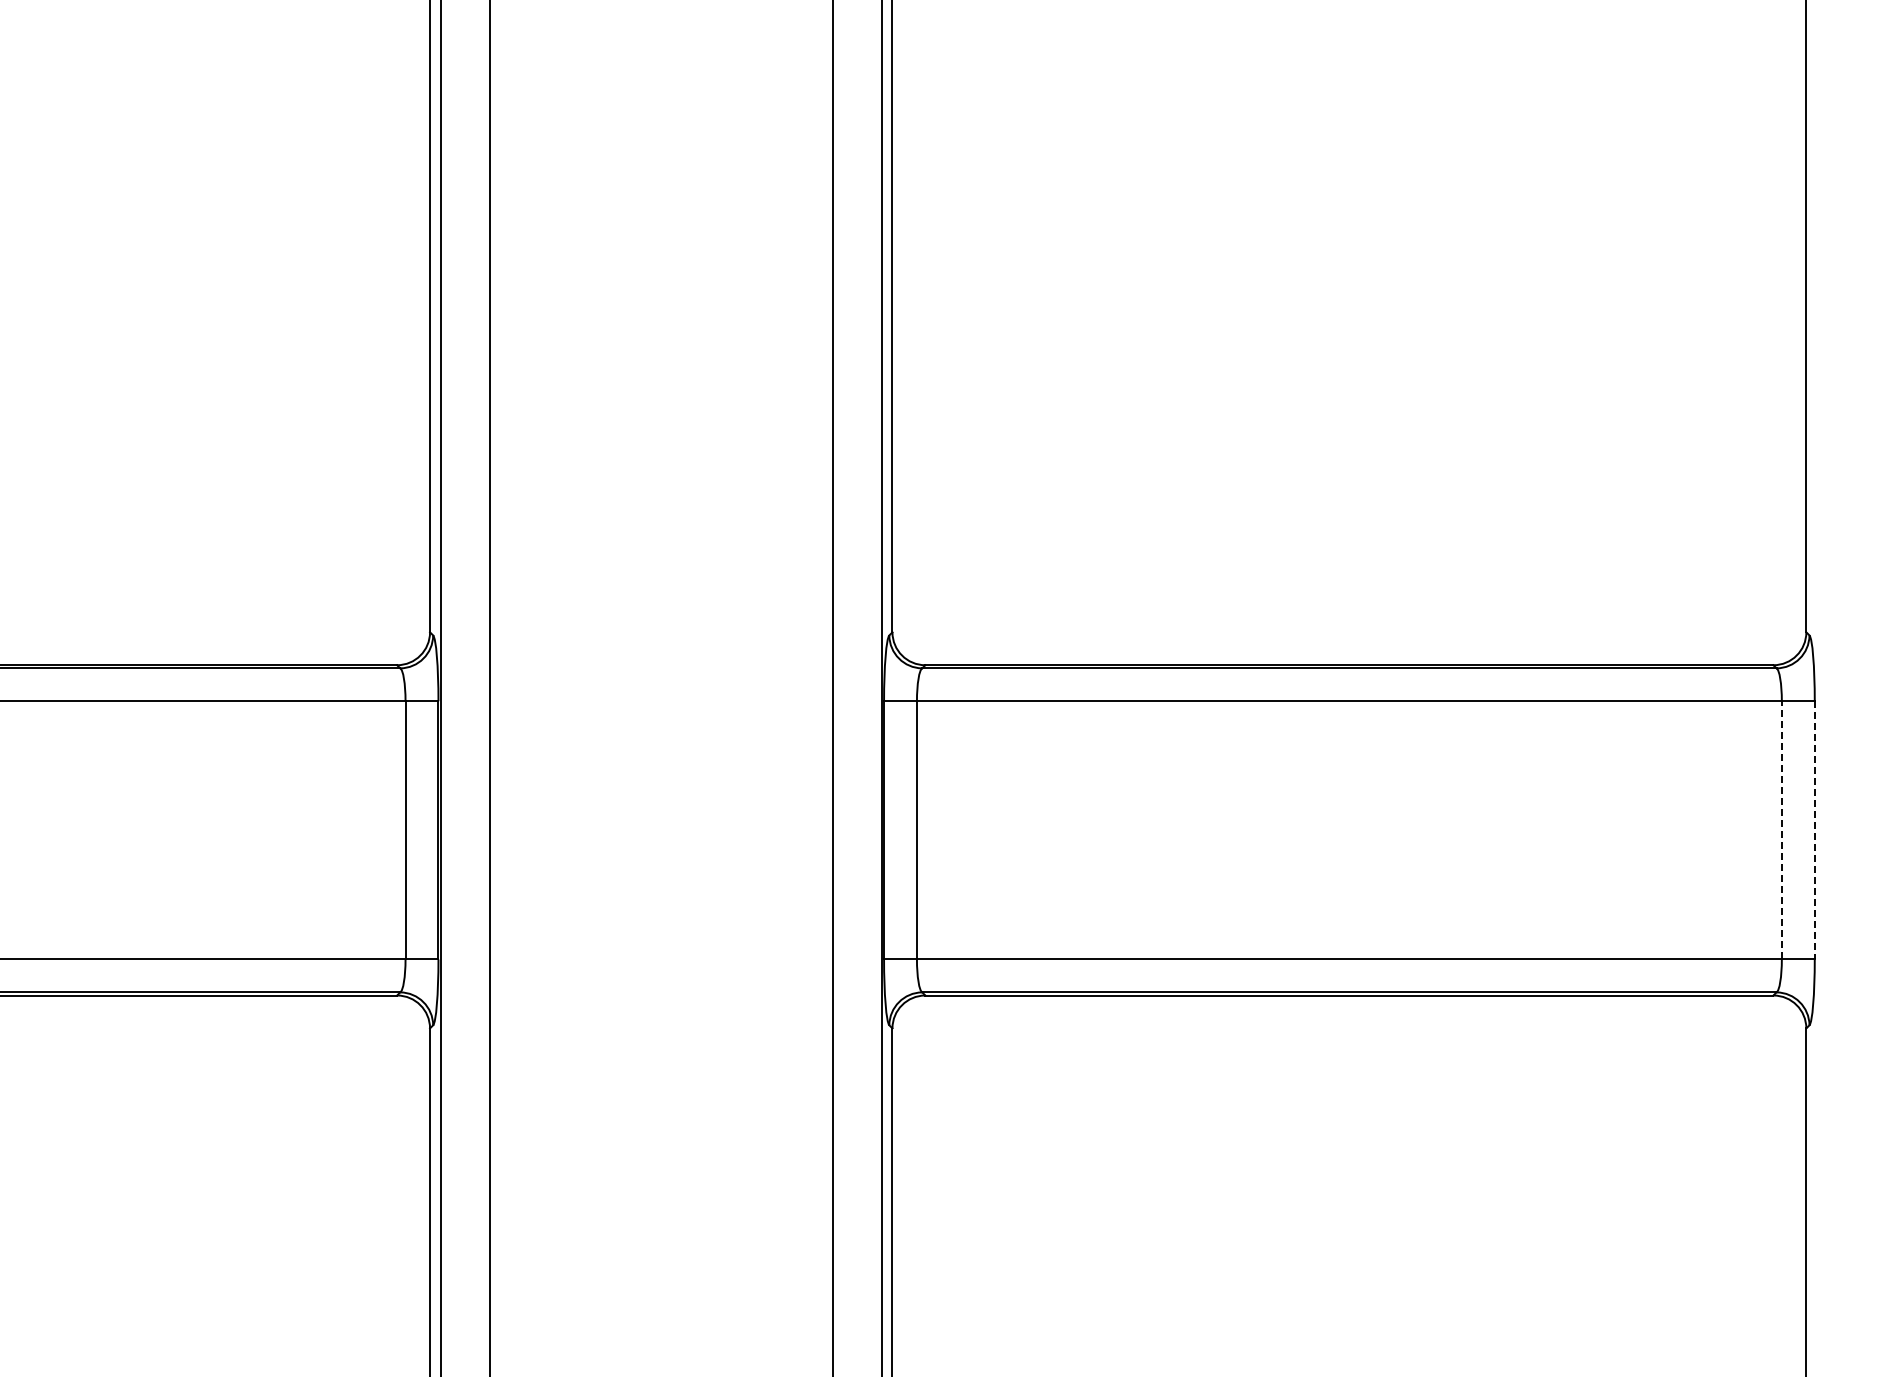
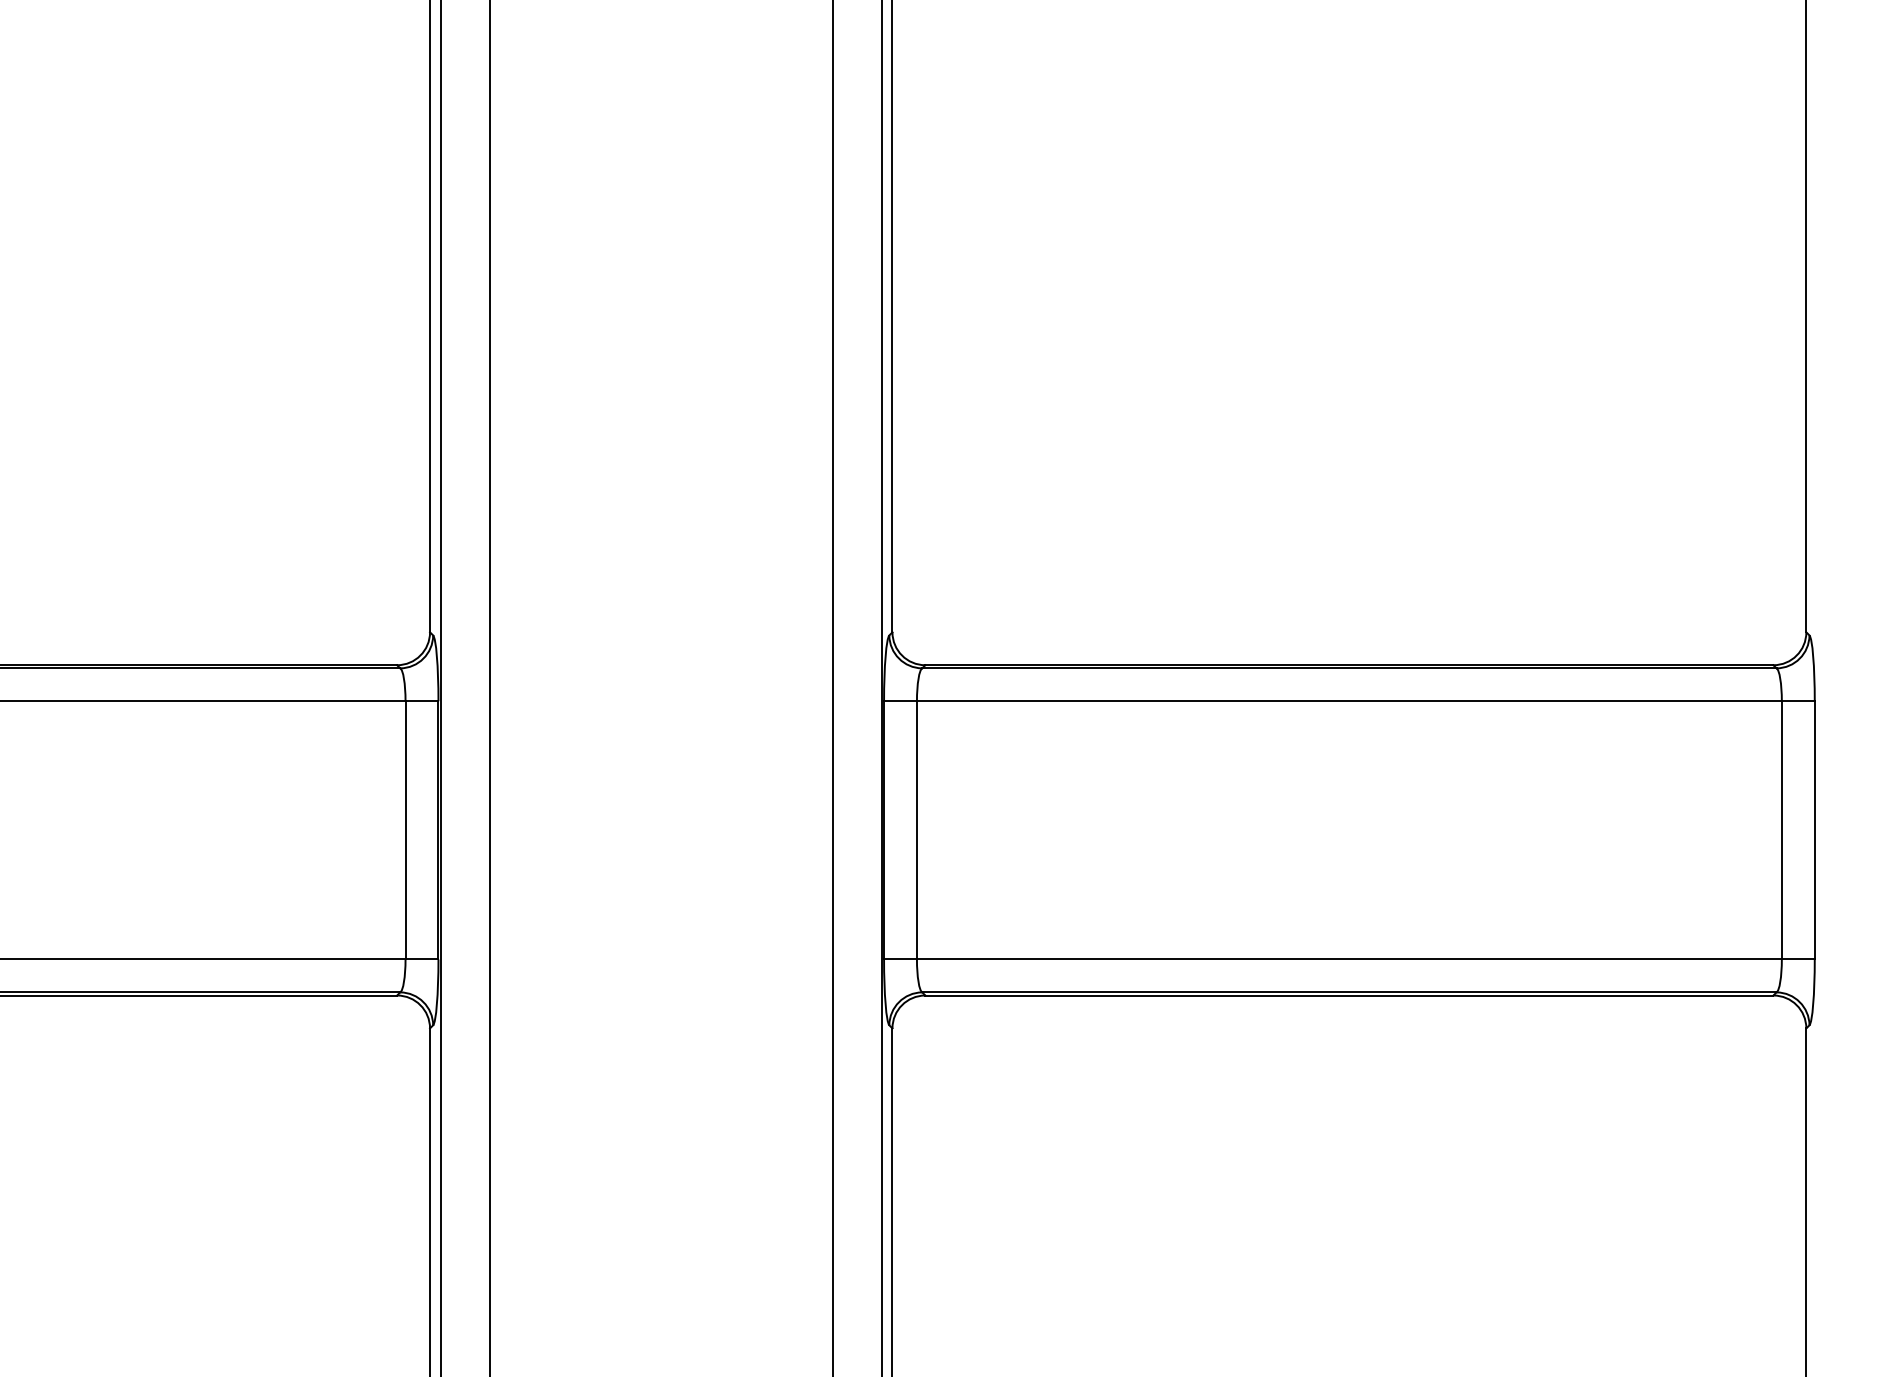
line: dashed -> solid (1781, 829)
line: dashed -> solid (1814, 830)
